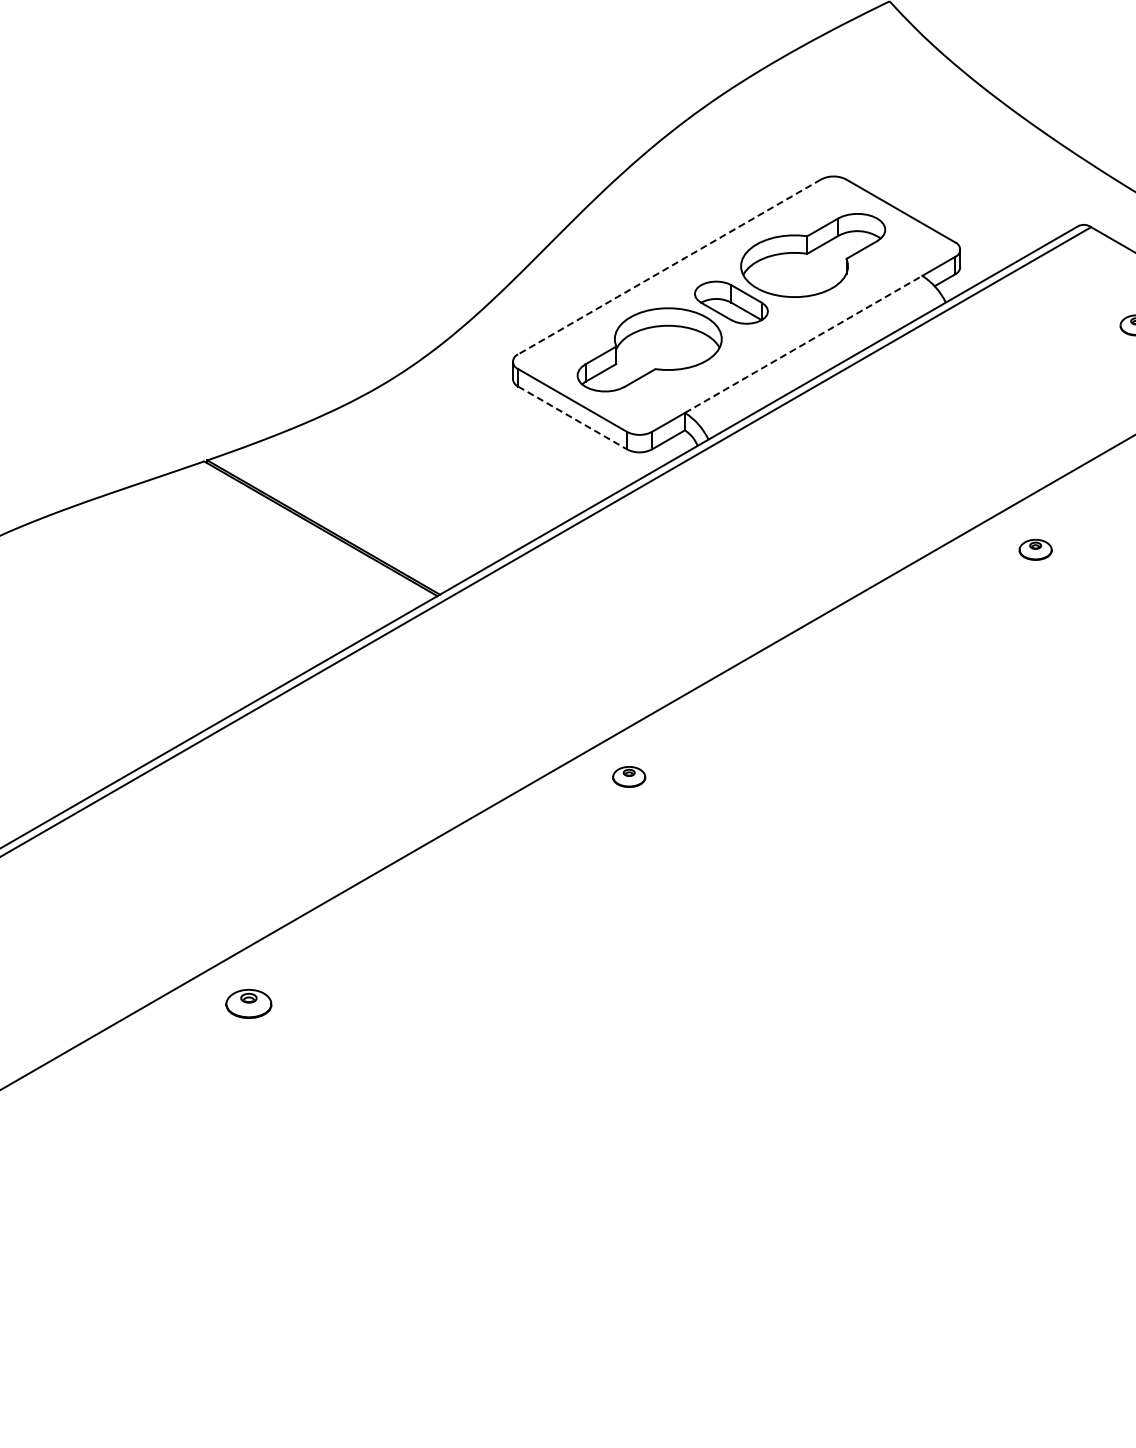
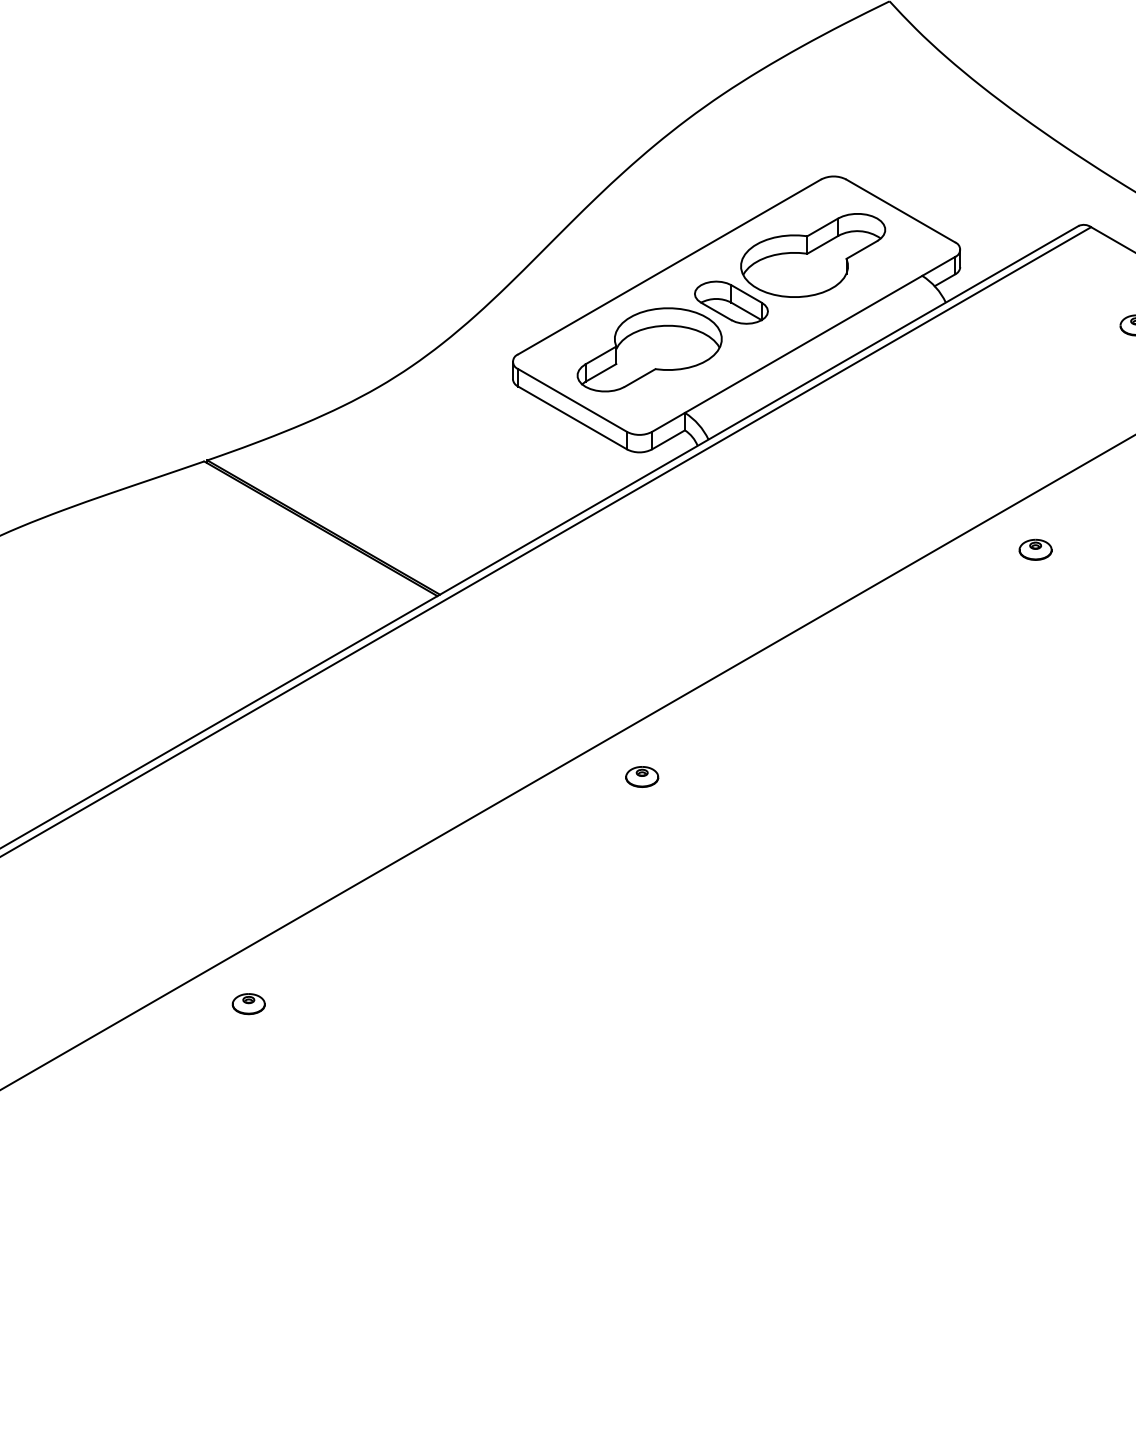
line: dashed -> solid (669, 267)
line: dashed -> solid (804, 344)
line: dashed -> solid (572, 417)
part position: (629, 776) -> (642, 776) (642, 776)
part size: 48x30 px -> 35x23 px (248, 1004)
